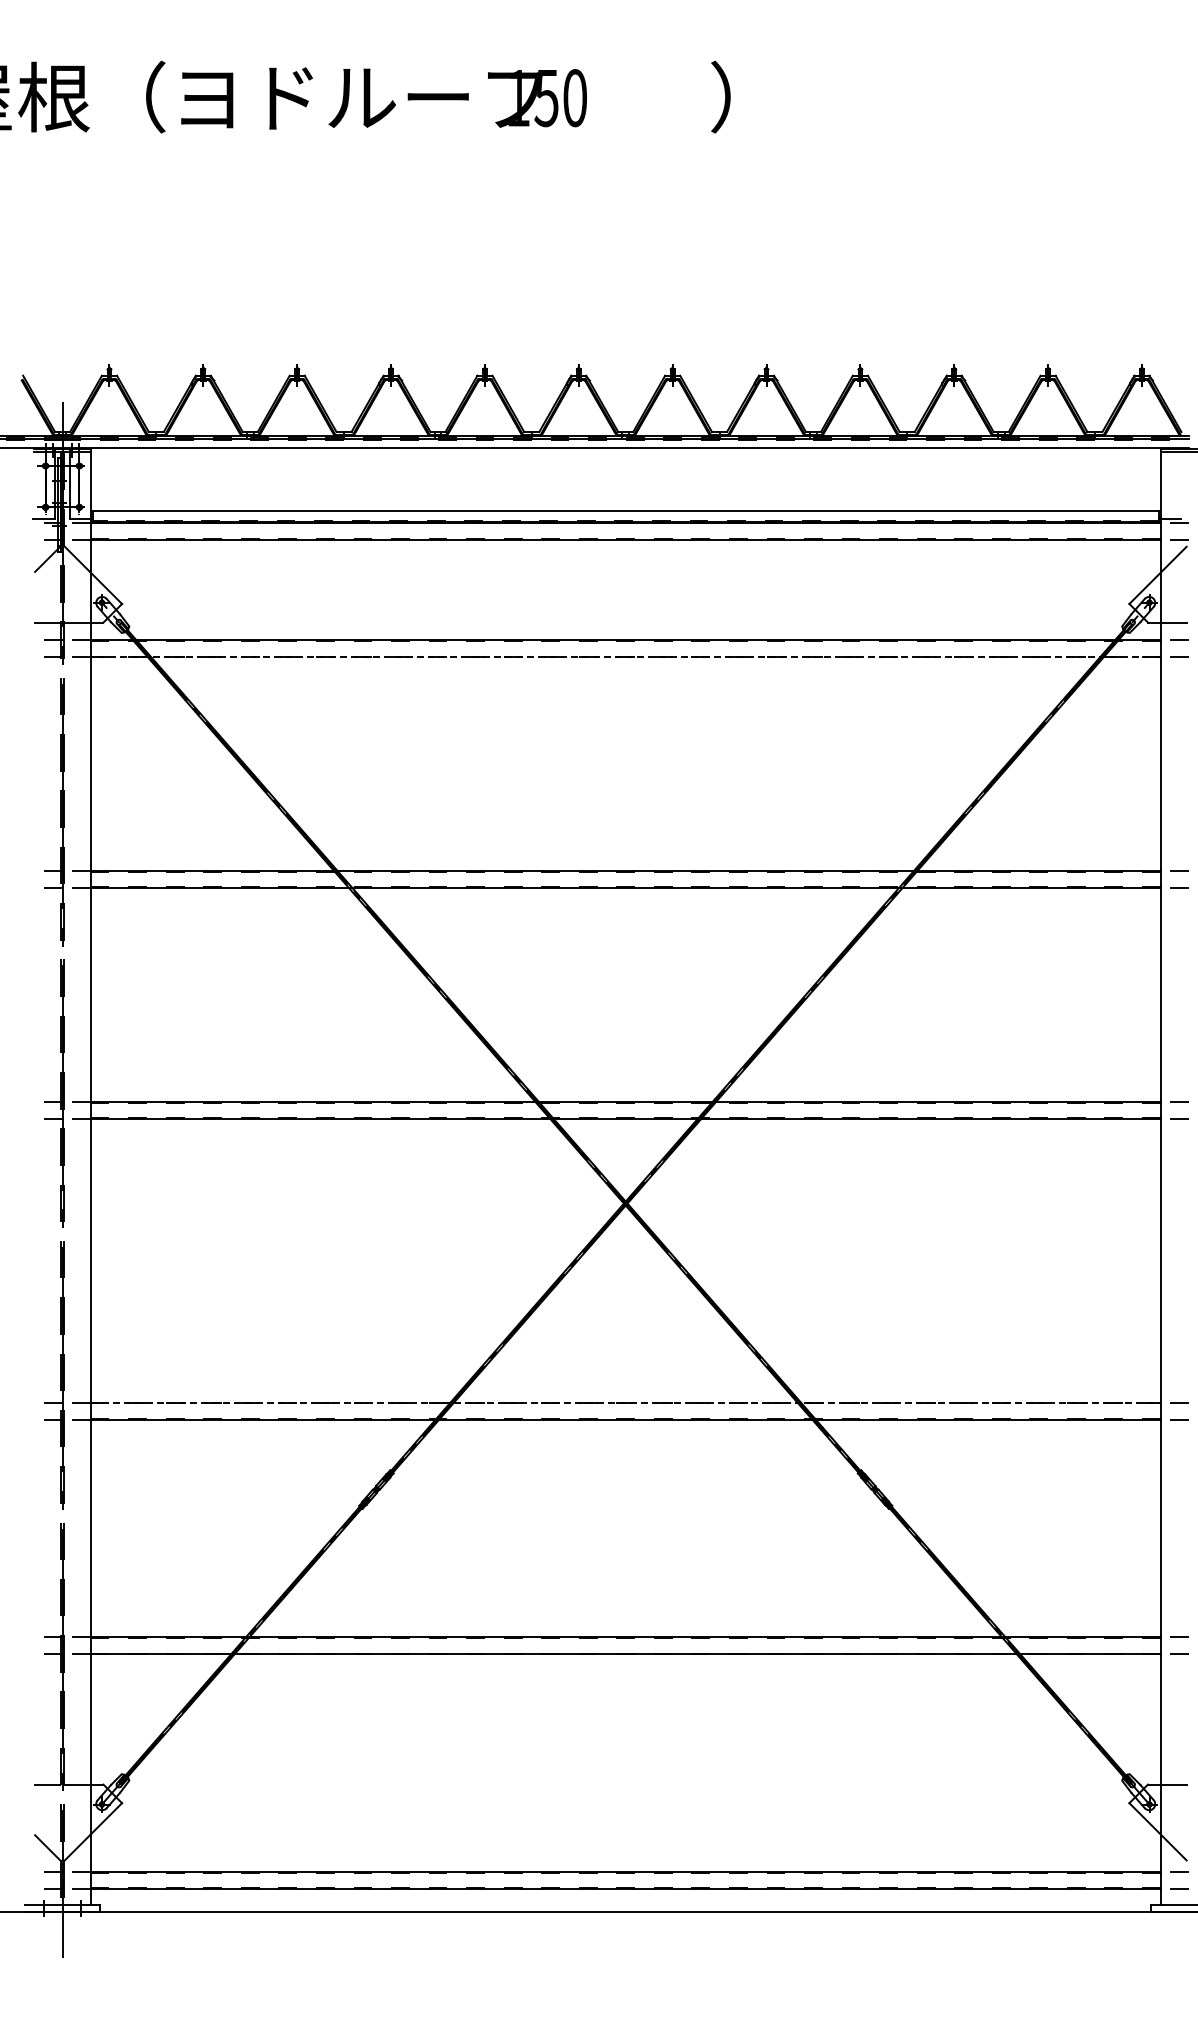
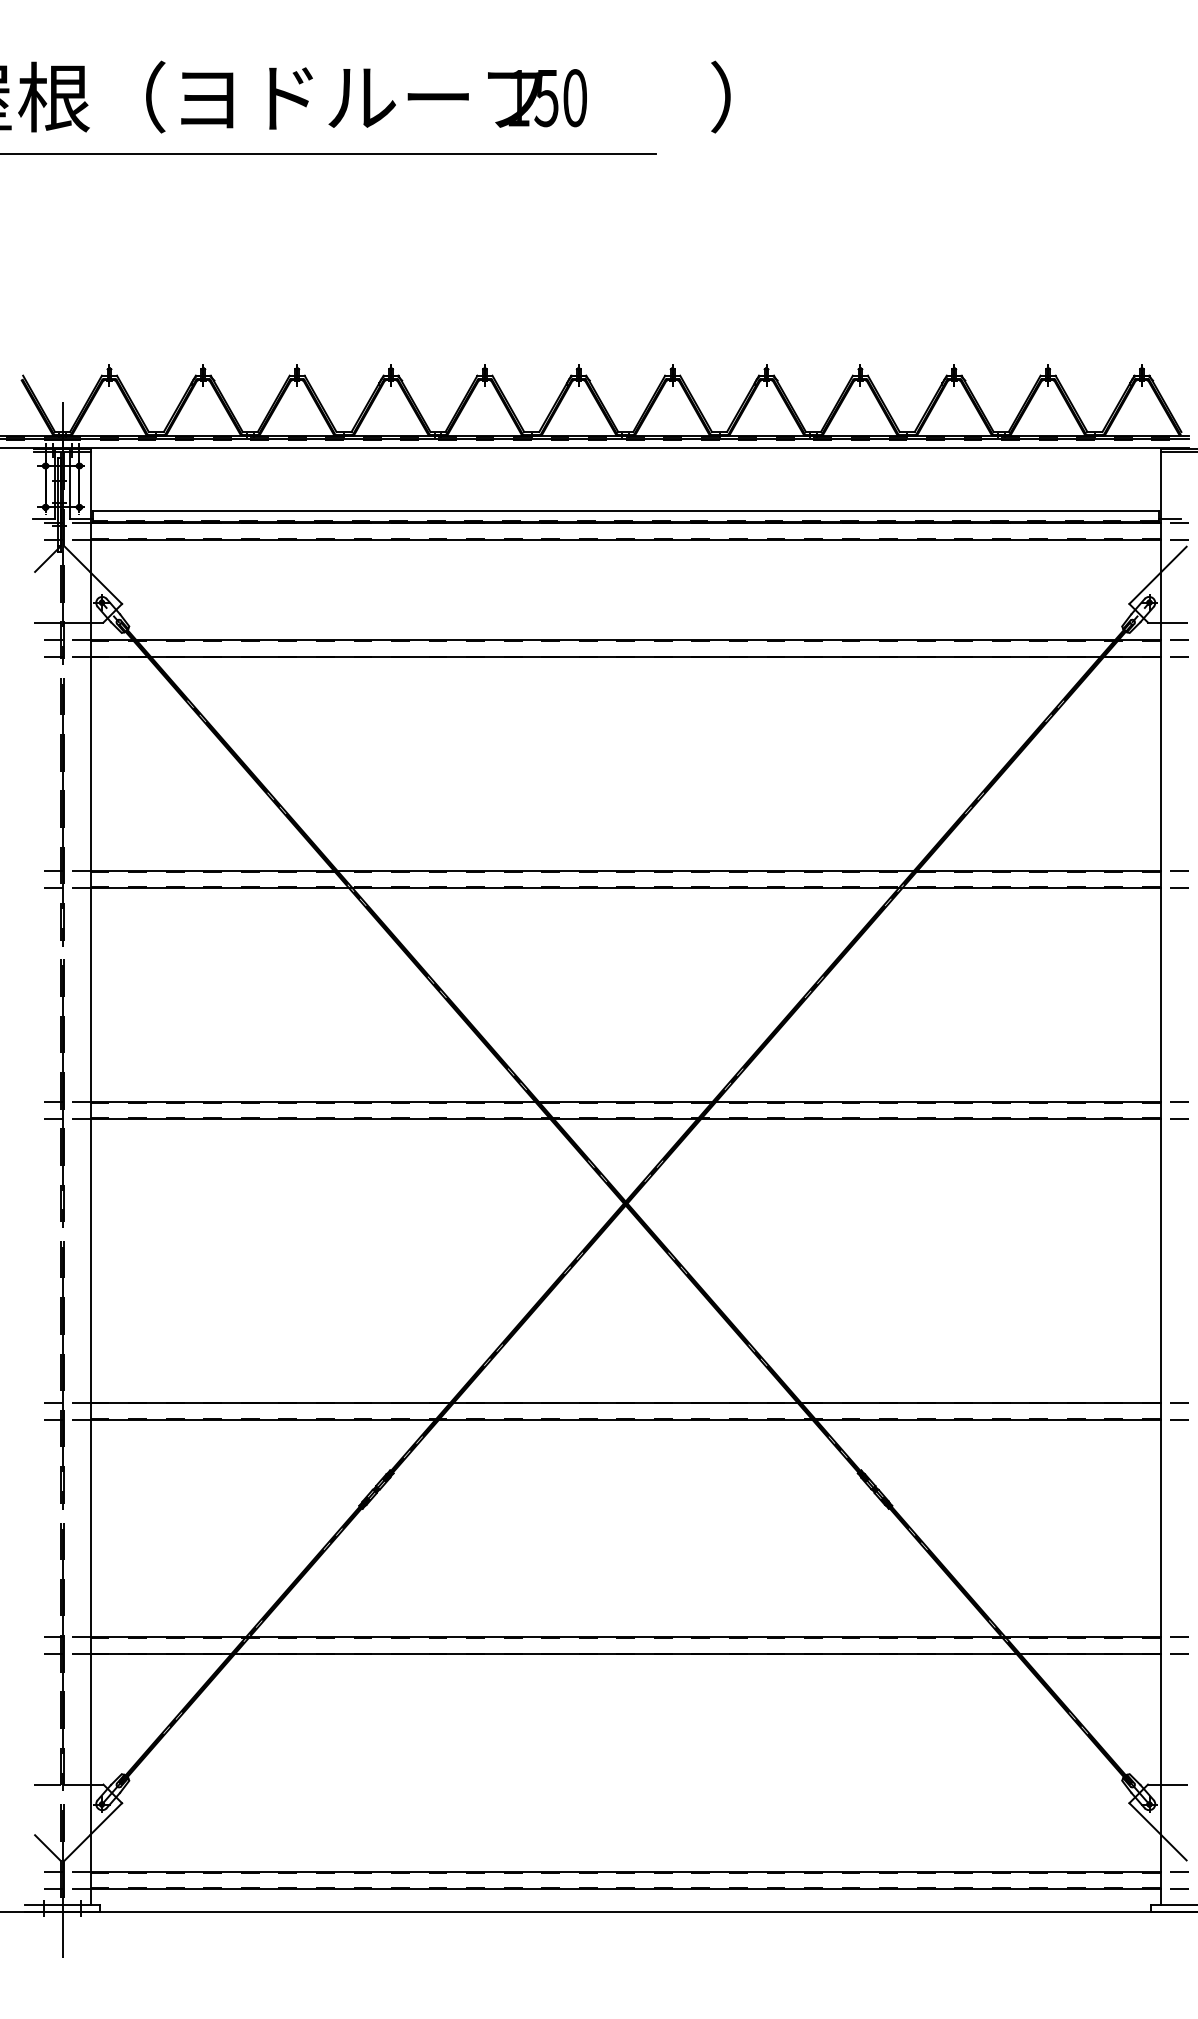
line: none -> present (329, 154)
line: dashed -> solid (625, 657)
line: dashed -> solid (626, 1402)
